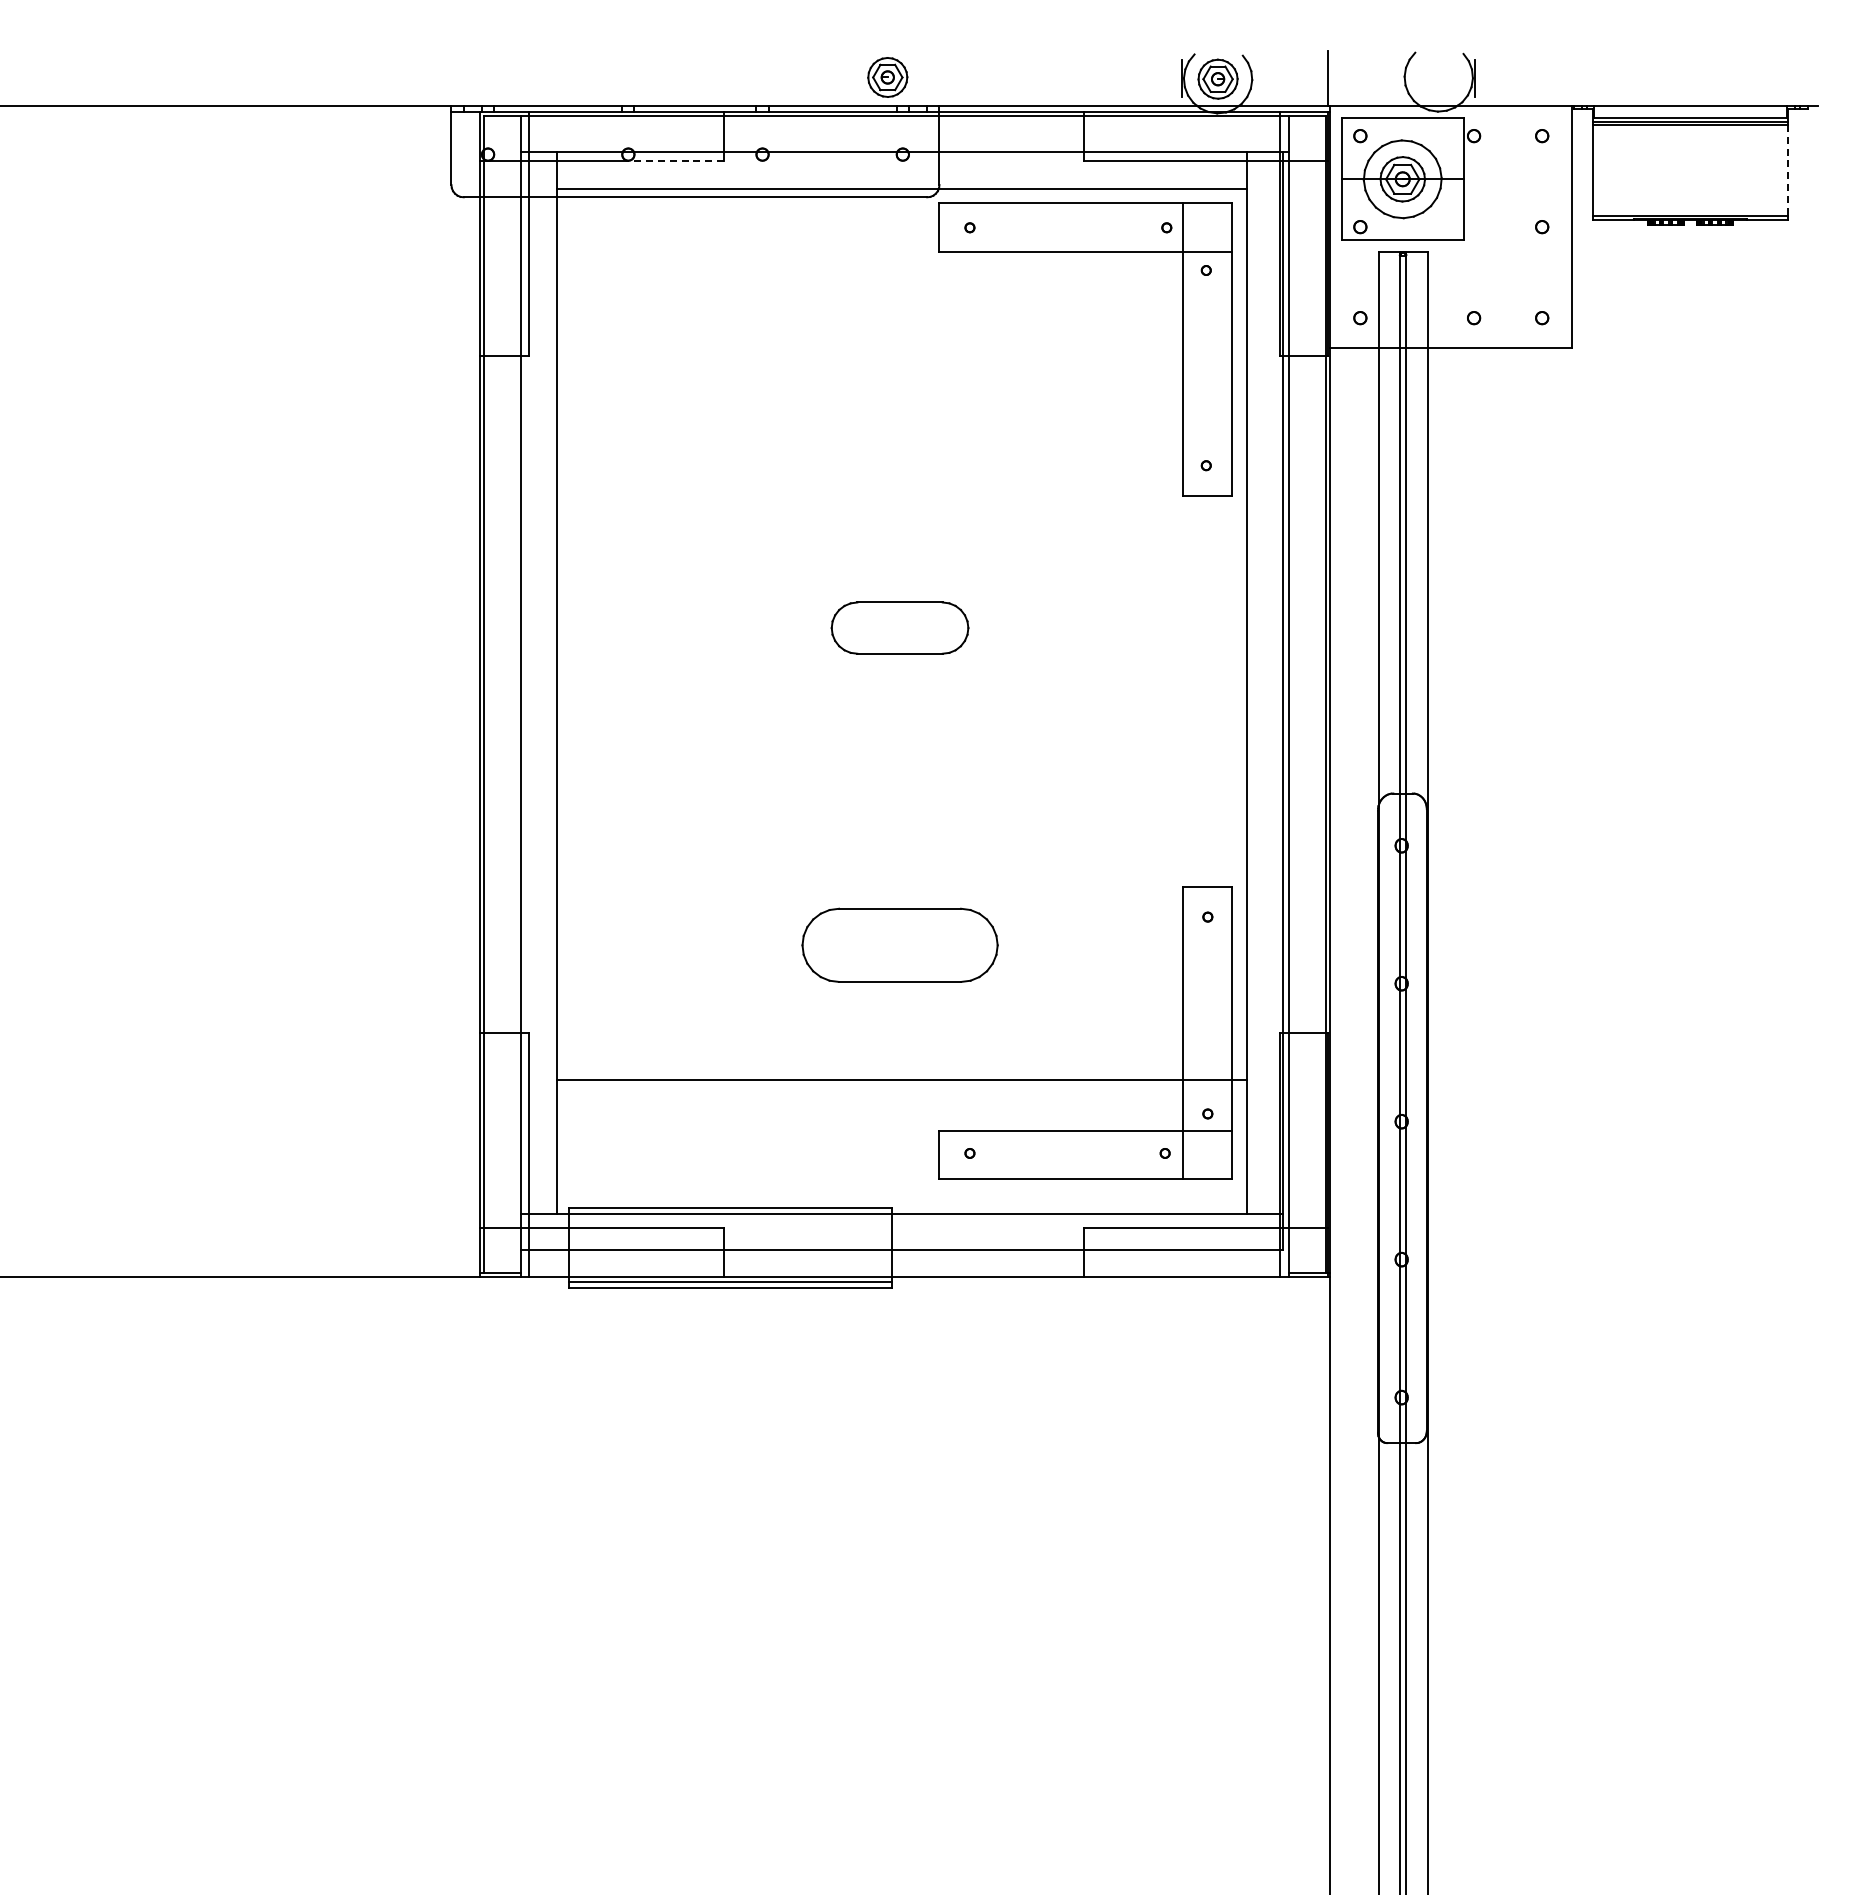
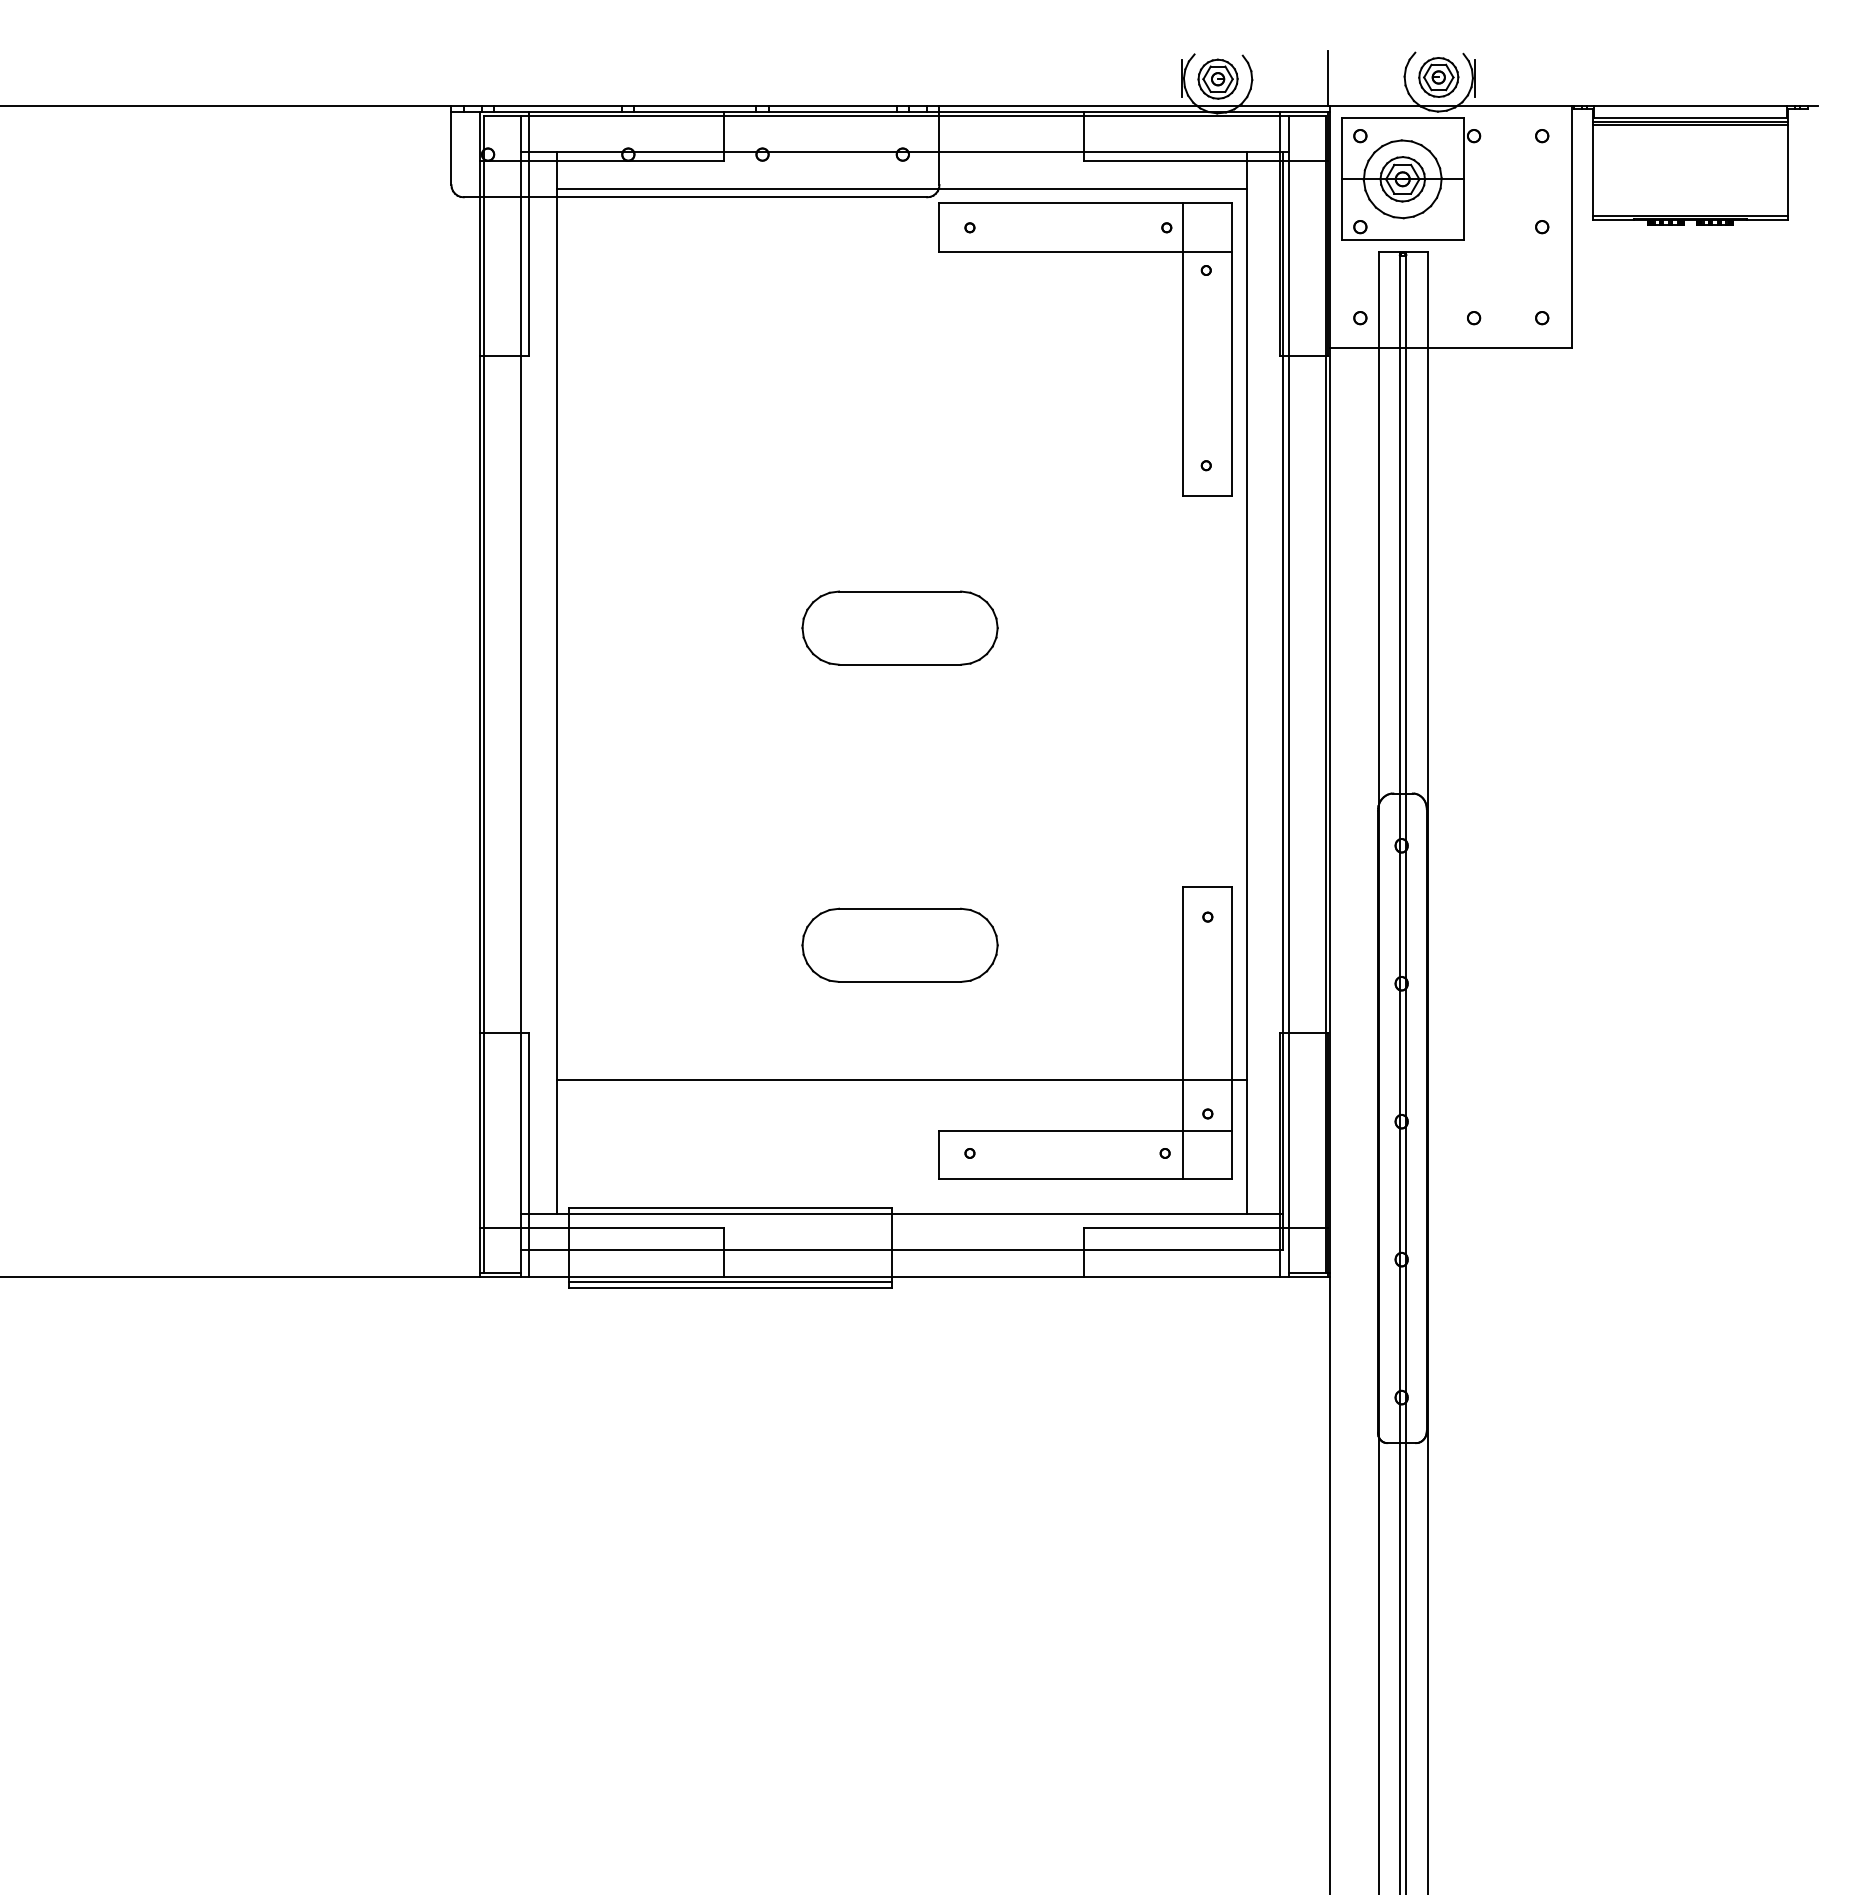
part position: (887, 77) -> (1438, 77) (1438, 77)
line: dashed -> solid (676, 160)
line: dashed -> solid (1788, 170)
part size: 140x54 px -> 198x76 px (899, 627)
